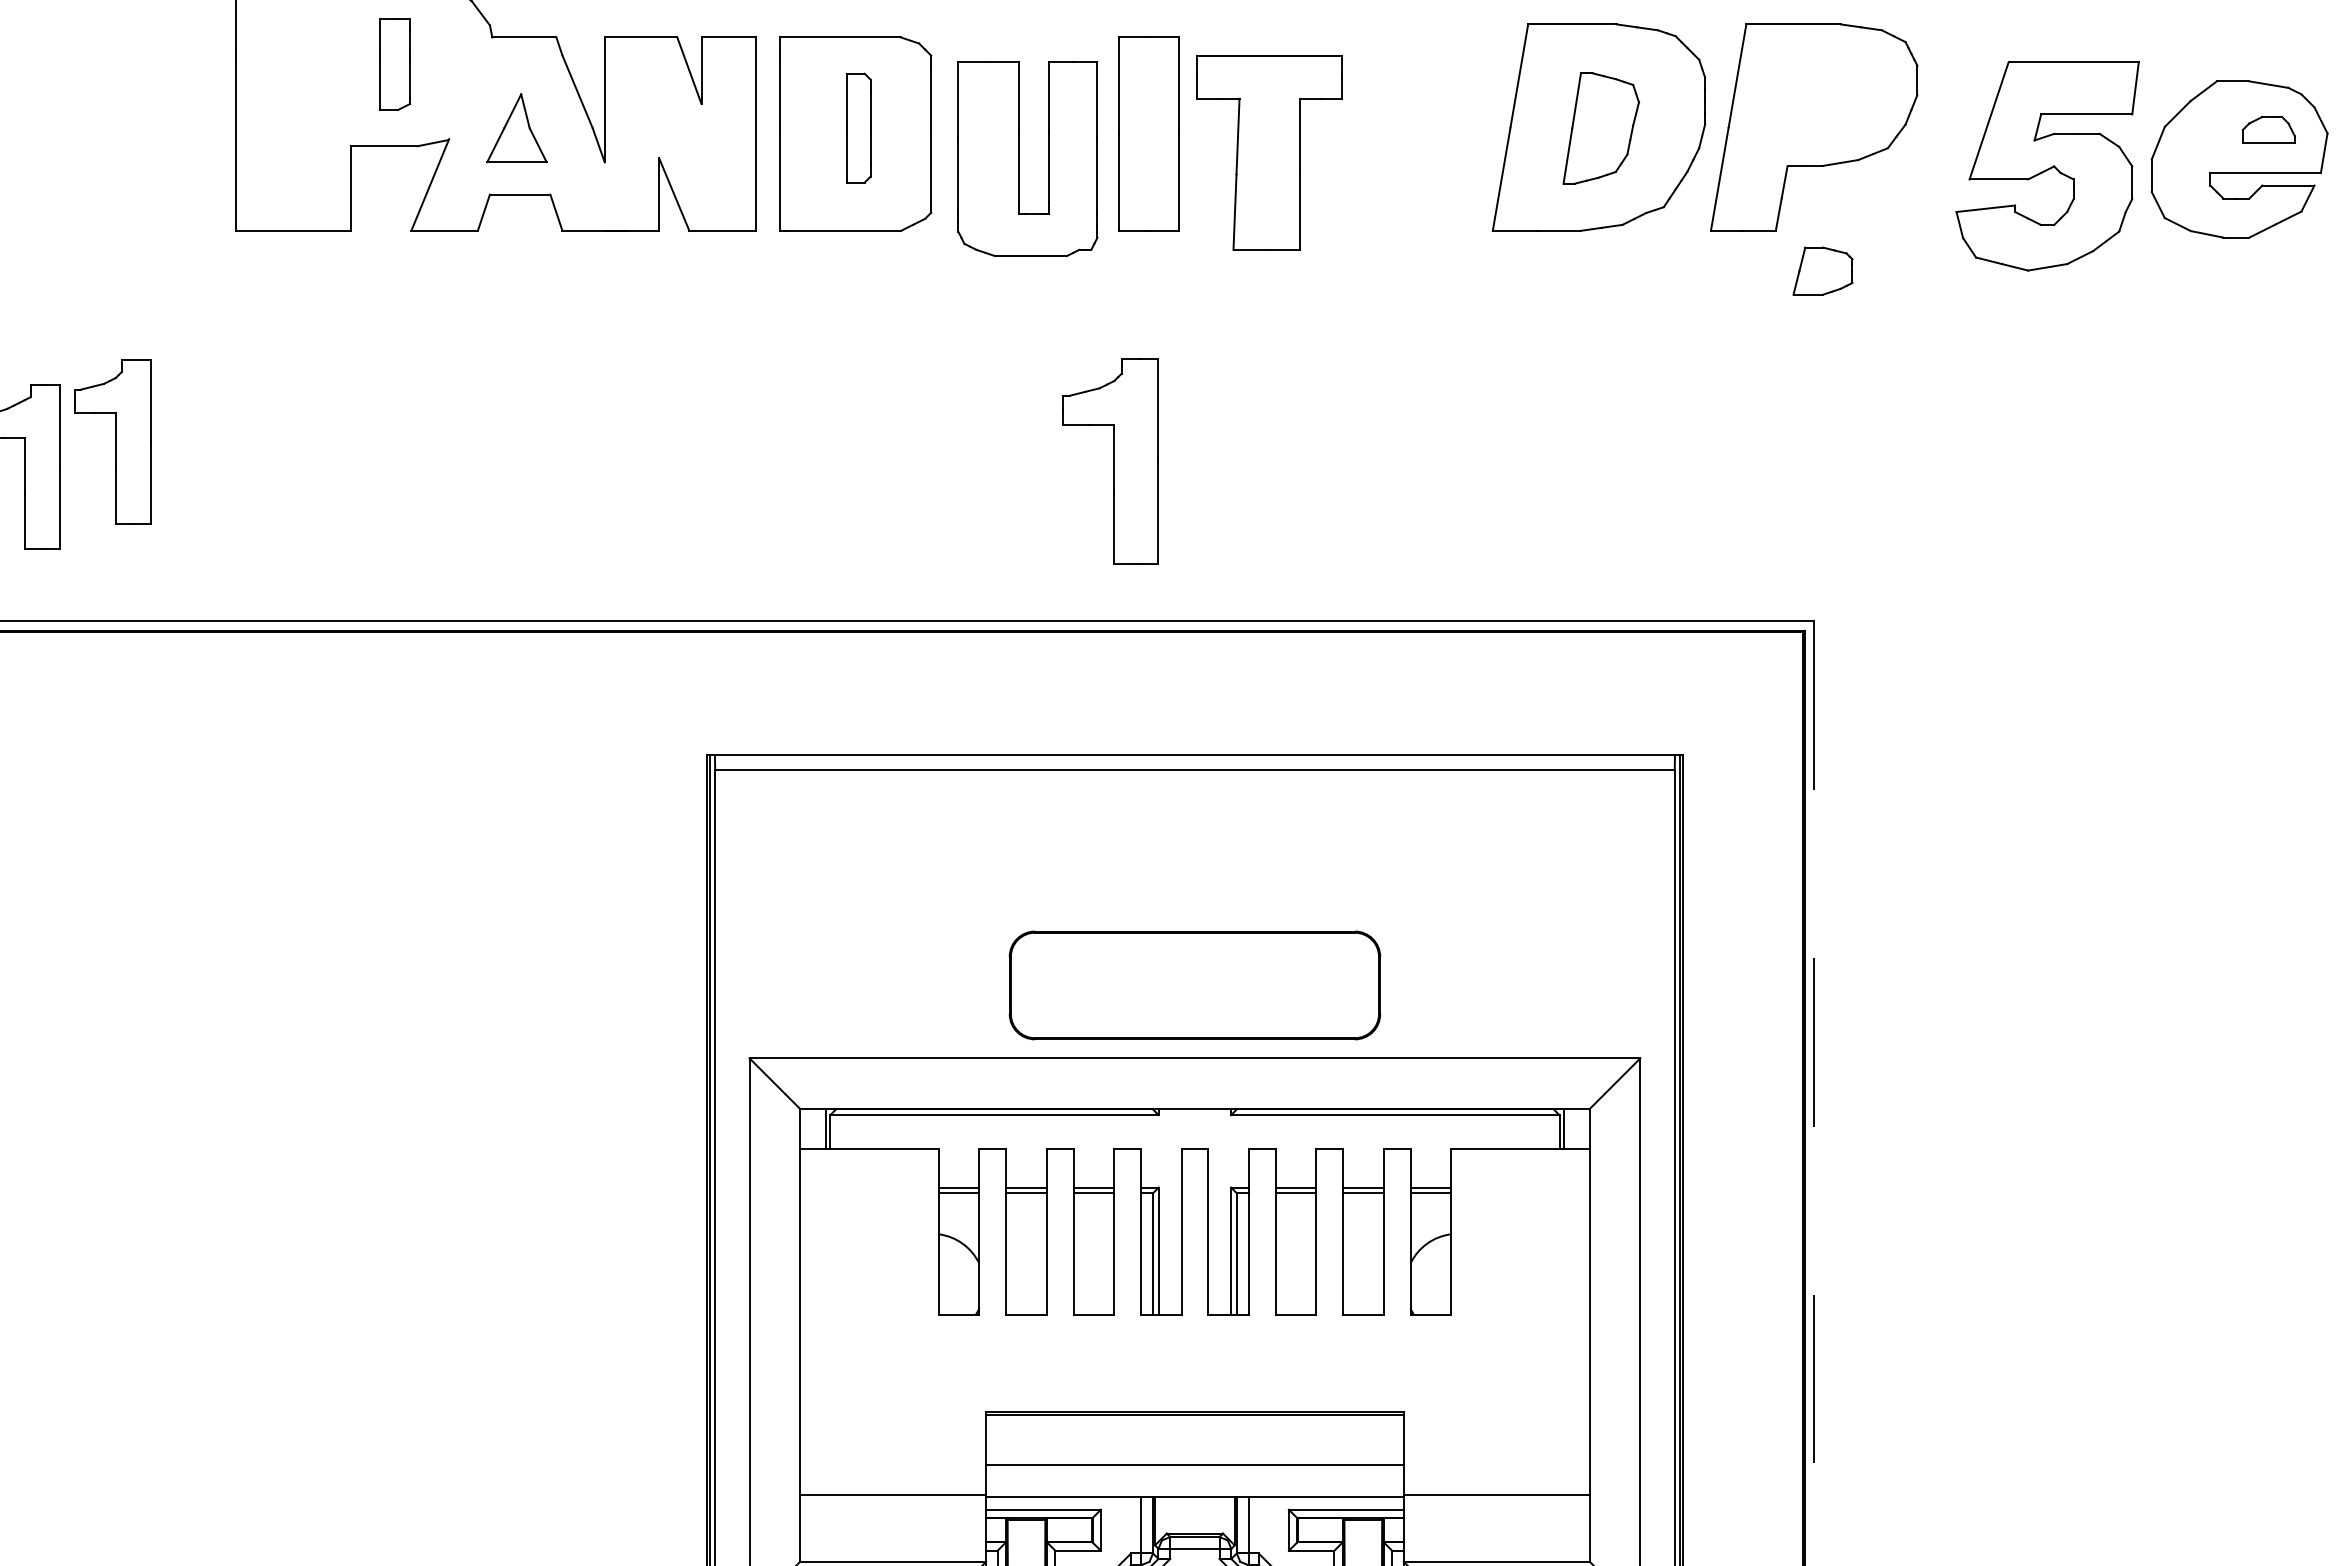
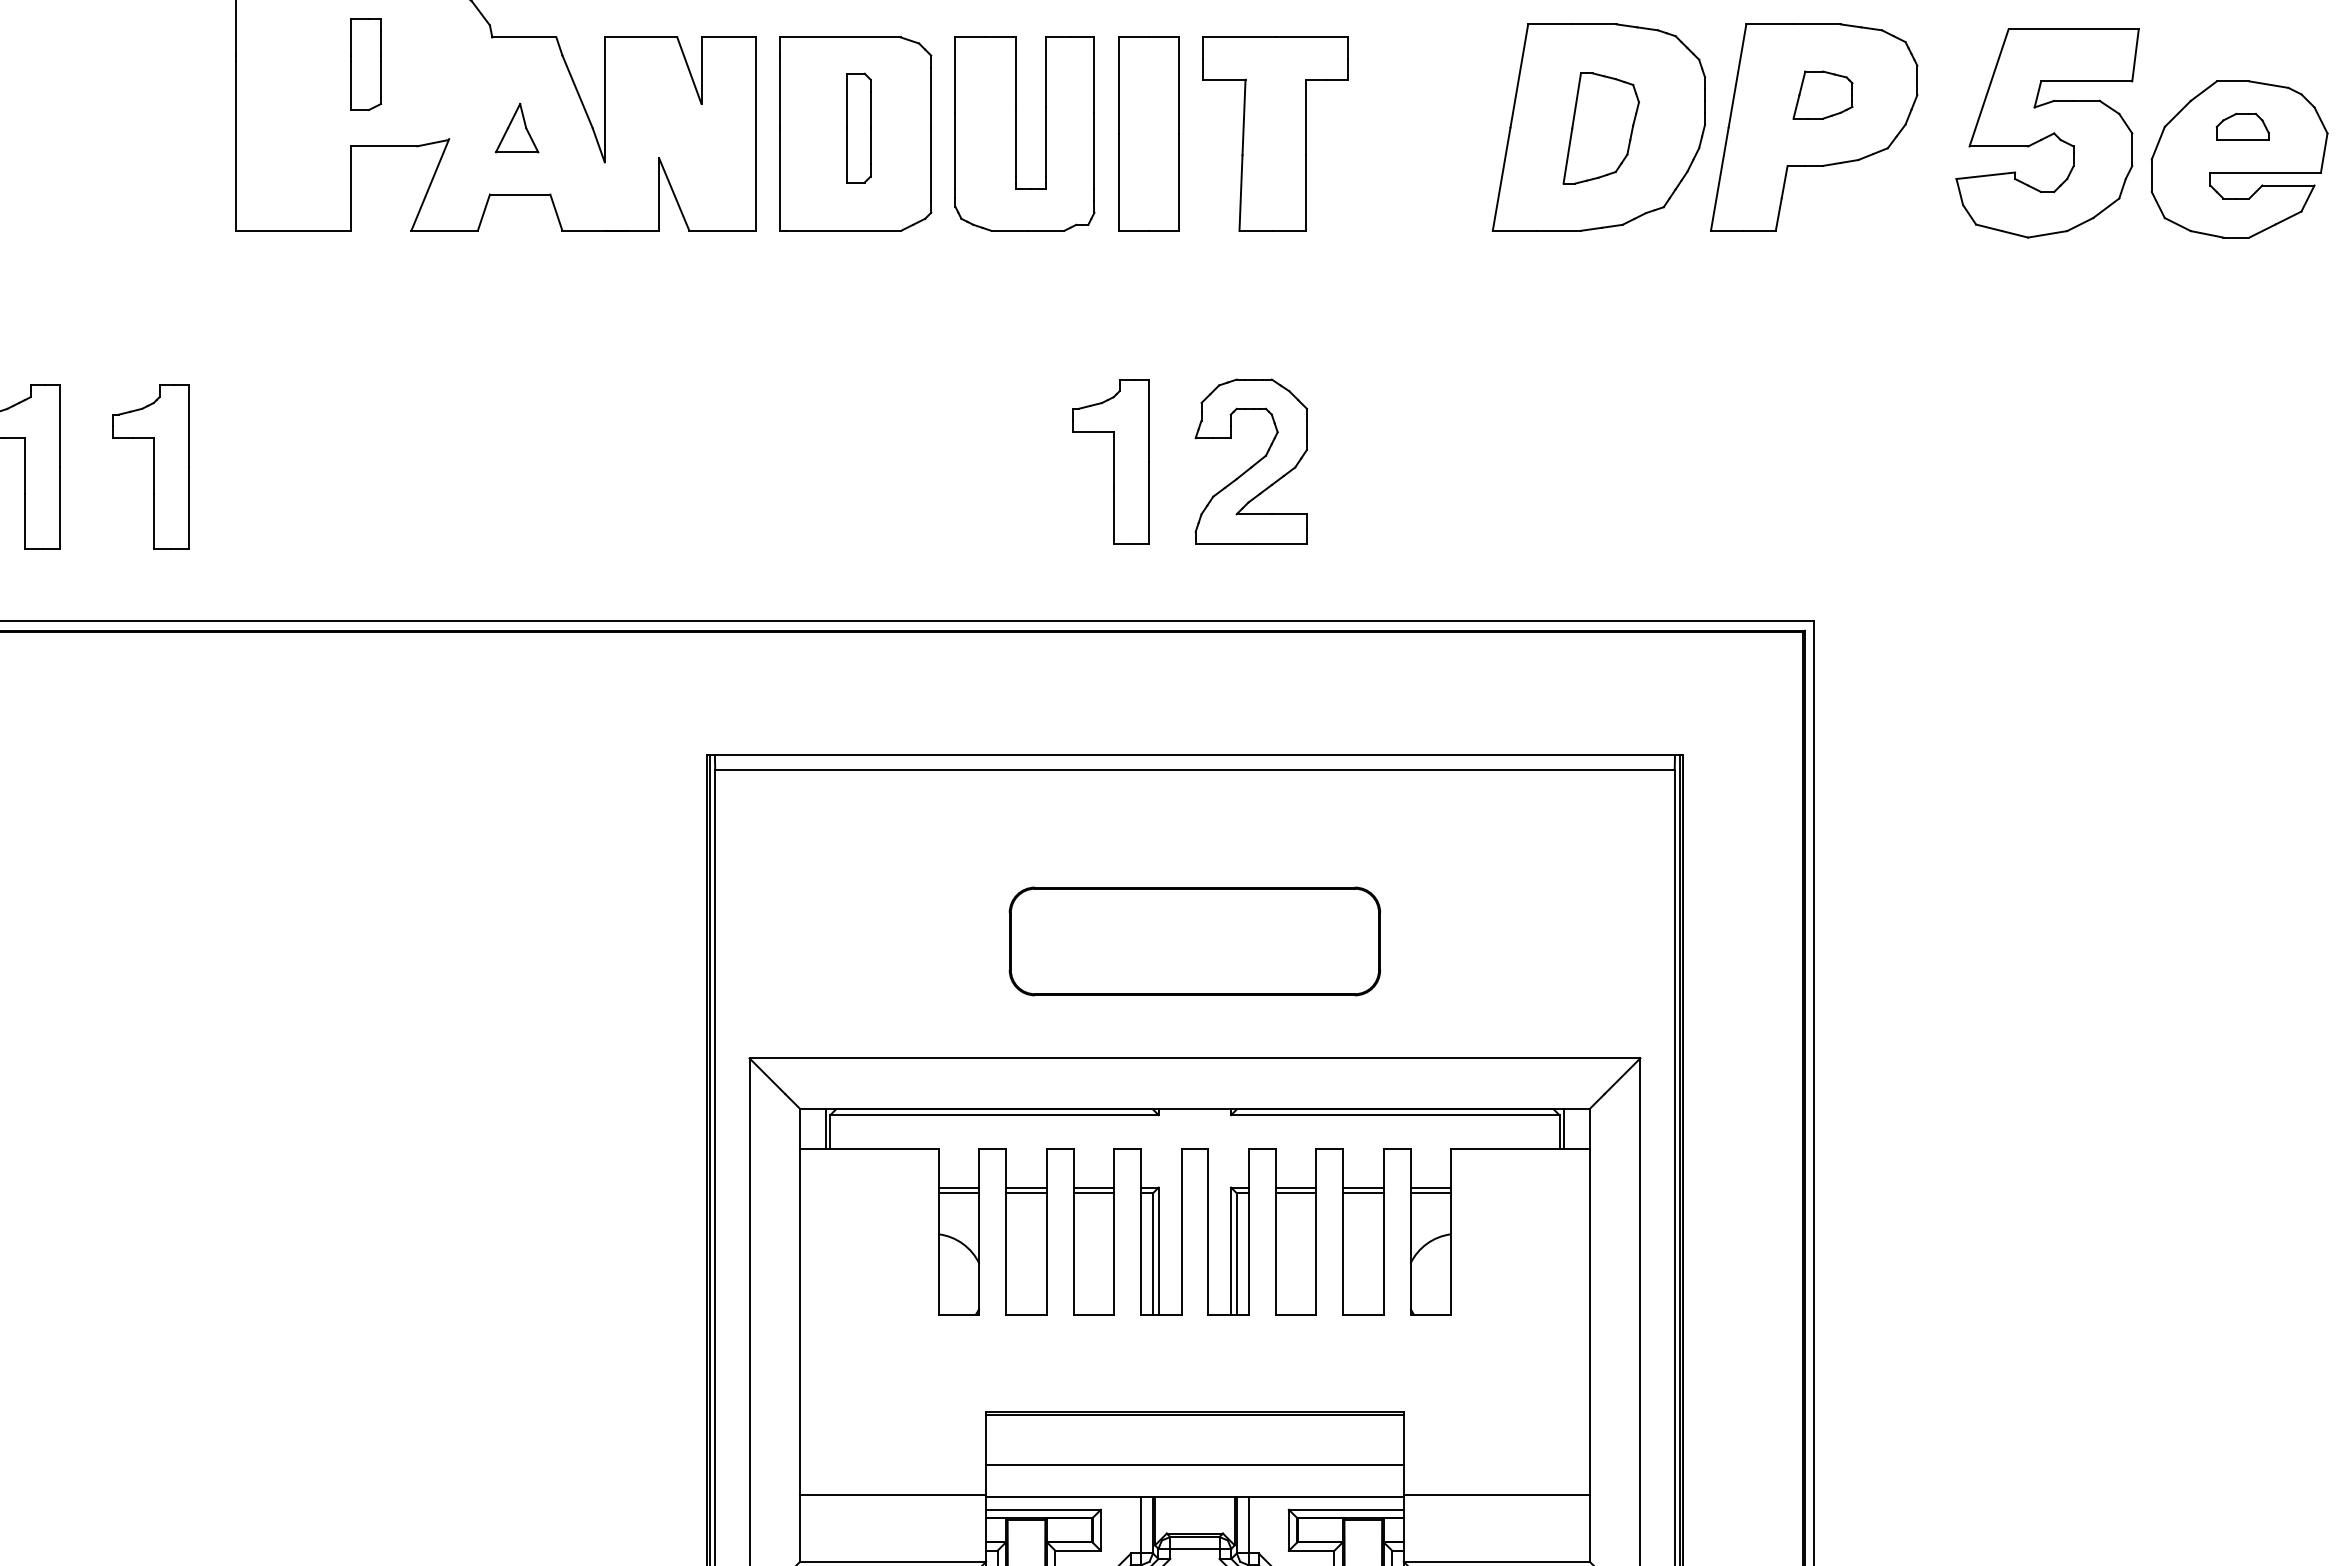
part position: (395, 64) -> (366, 64) (366, 64)
part size: 62x71 px -> 45x52 px (517, 127)
part position: (2268, 129) -> (2242, 126) (2242, 126)
part position: (1269, 152) -> (1275, 133) (1275, 133)
part position: (1019, 158) -> (1016, 133) (1016, 133)
part position: (2047, 166) -> (2047, 133) (2047, 133)
part position: (1822, 270) -> (1822, 94) (1822, 94)
part position: (112, 441) -> (150, 466) (150, 466)
part size: 97x207 px -> 78x166 px (1110, 461)
part: none -> present (1250, 461)
part position: (1194, 985) -> (1194, 941) (1194, 941)
line: dashed -> solid (1814, 1093)
